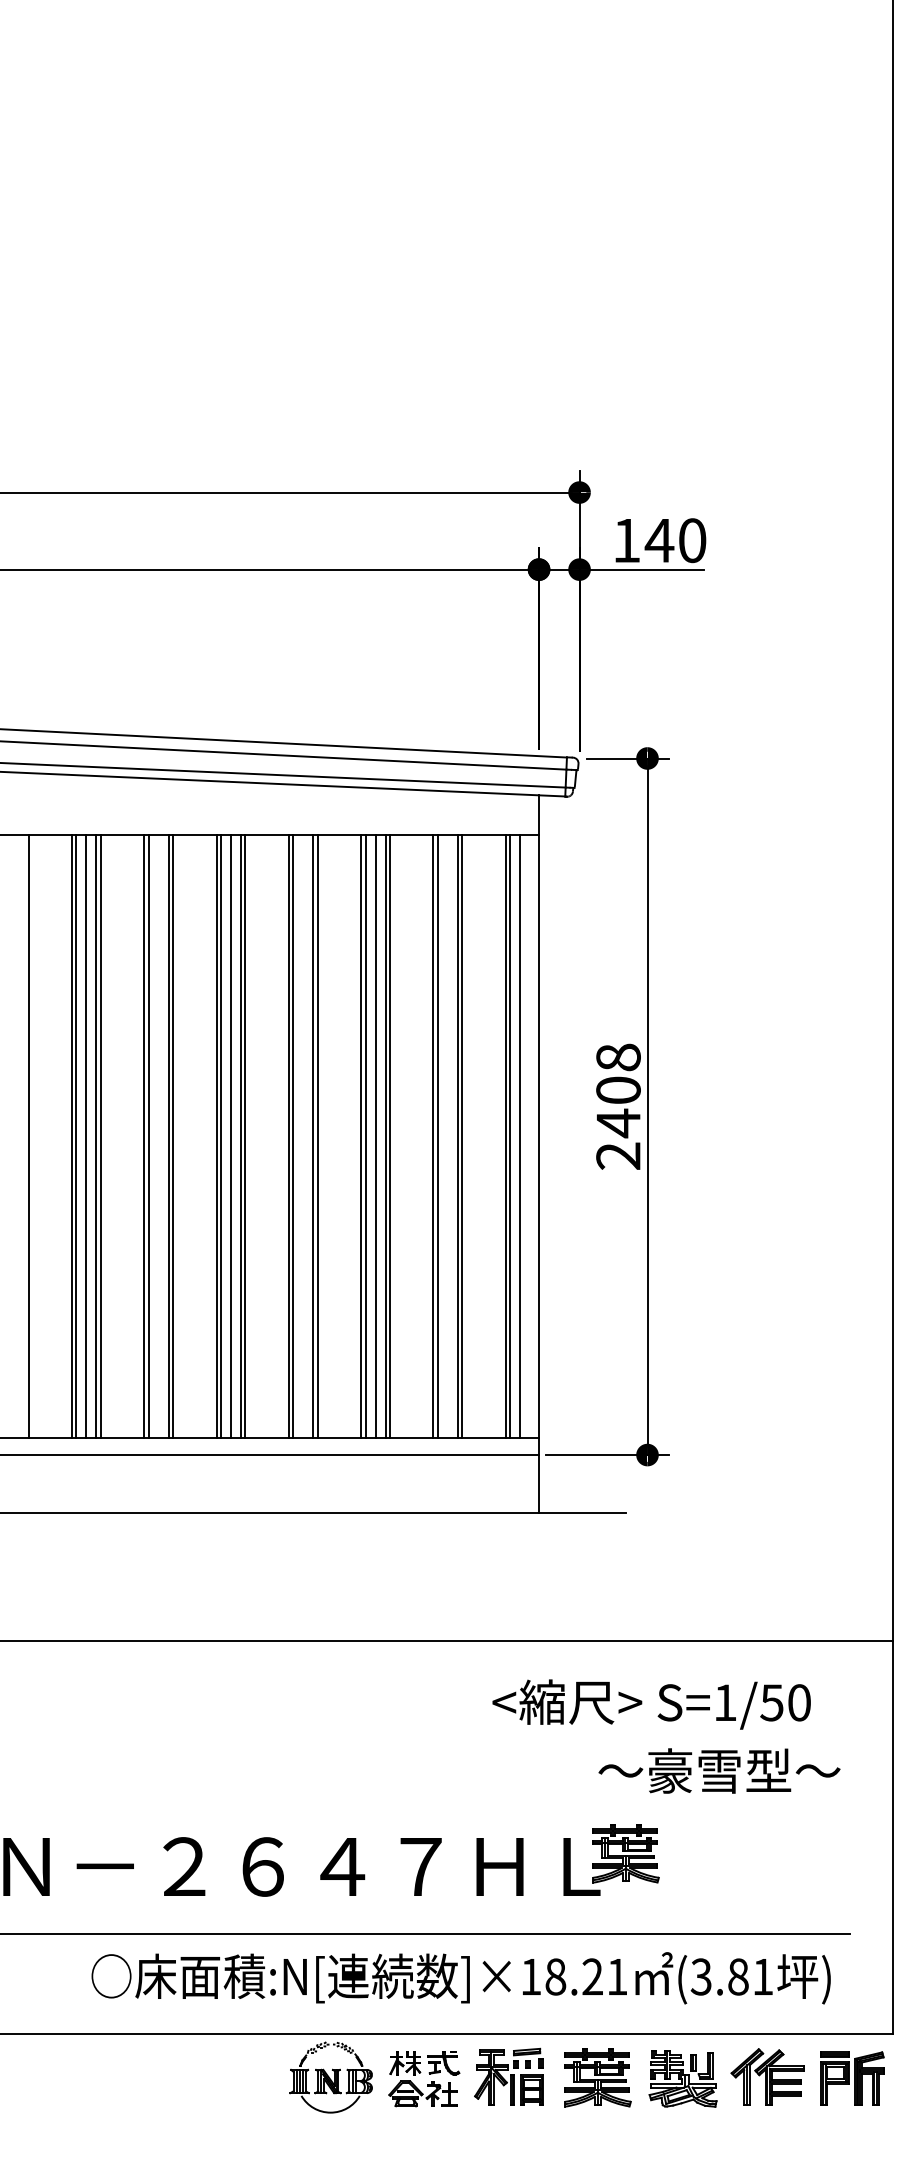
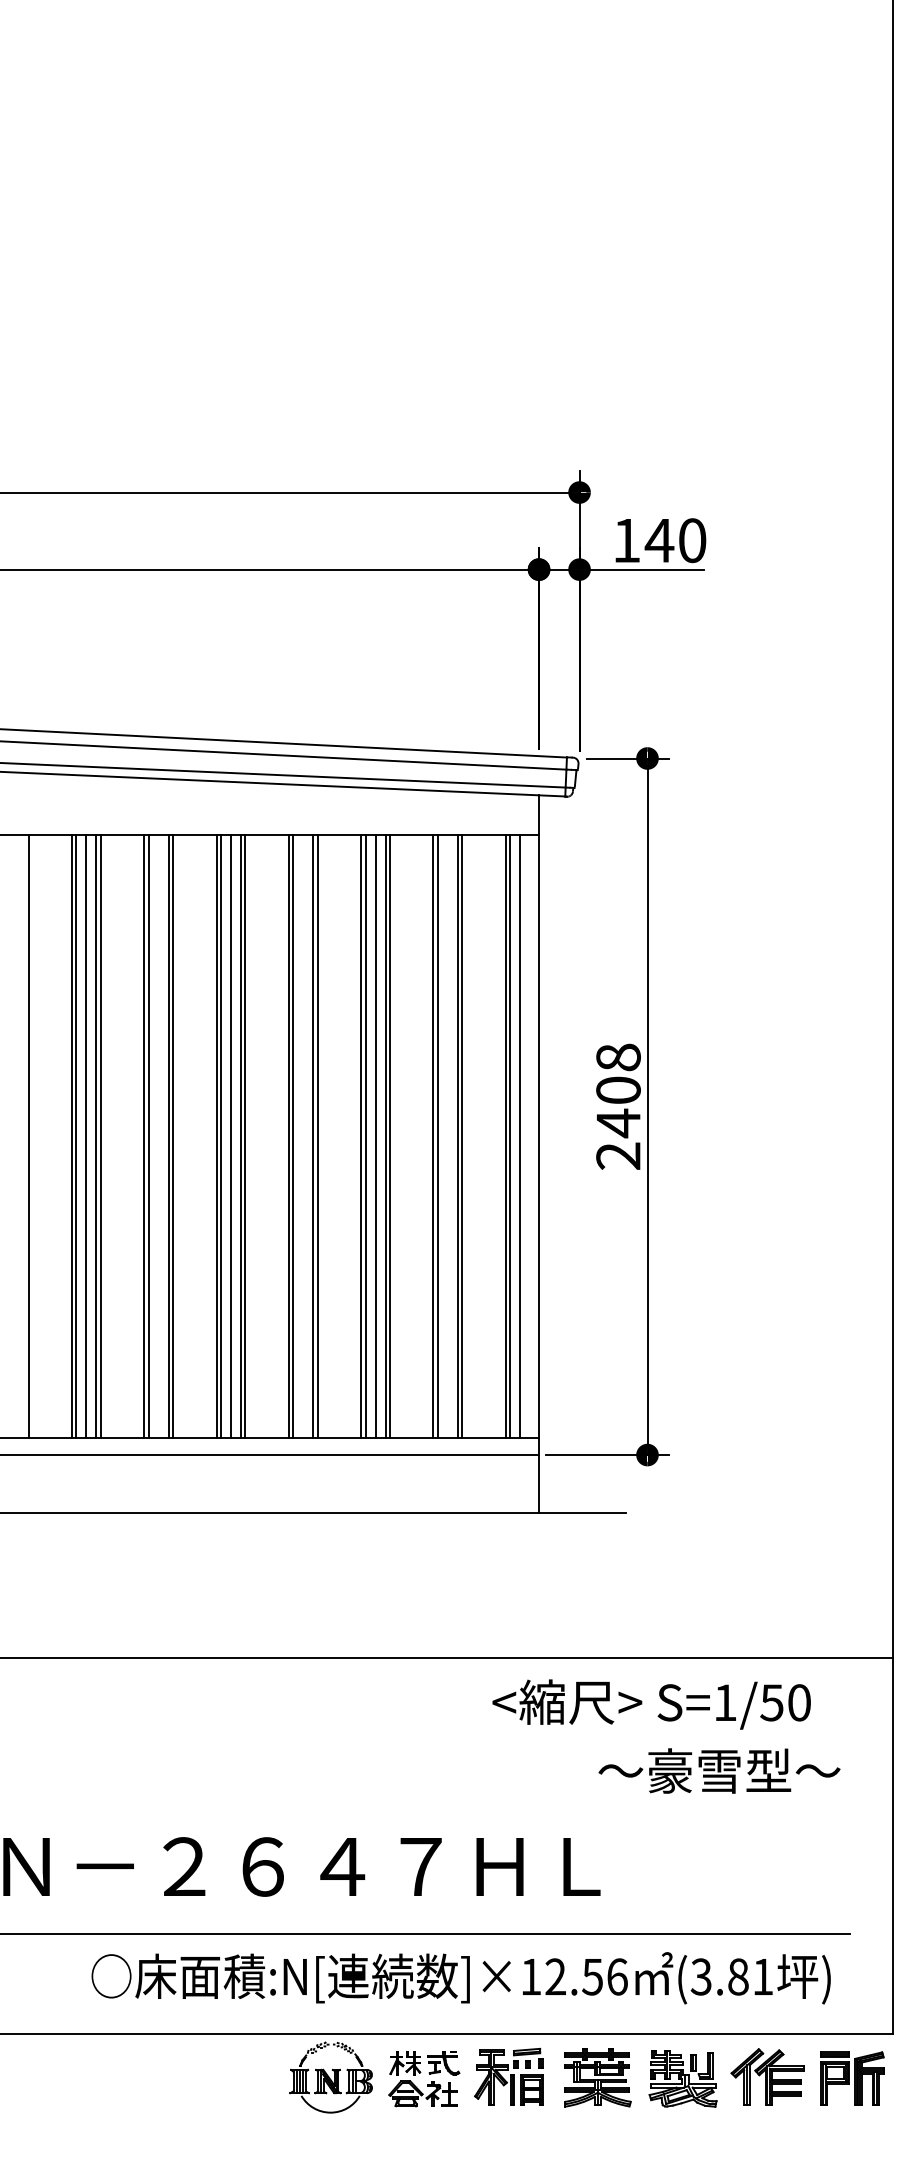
line position: (447, 1640) -> (447, 1657) (447, 1657)
part: present -> none (625, 1853)
text: ]×18.21 -> ]×12.56 (586, 1976)
